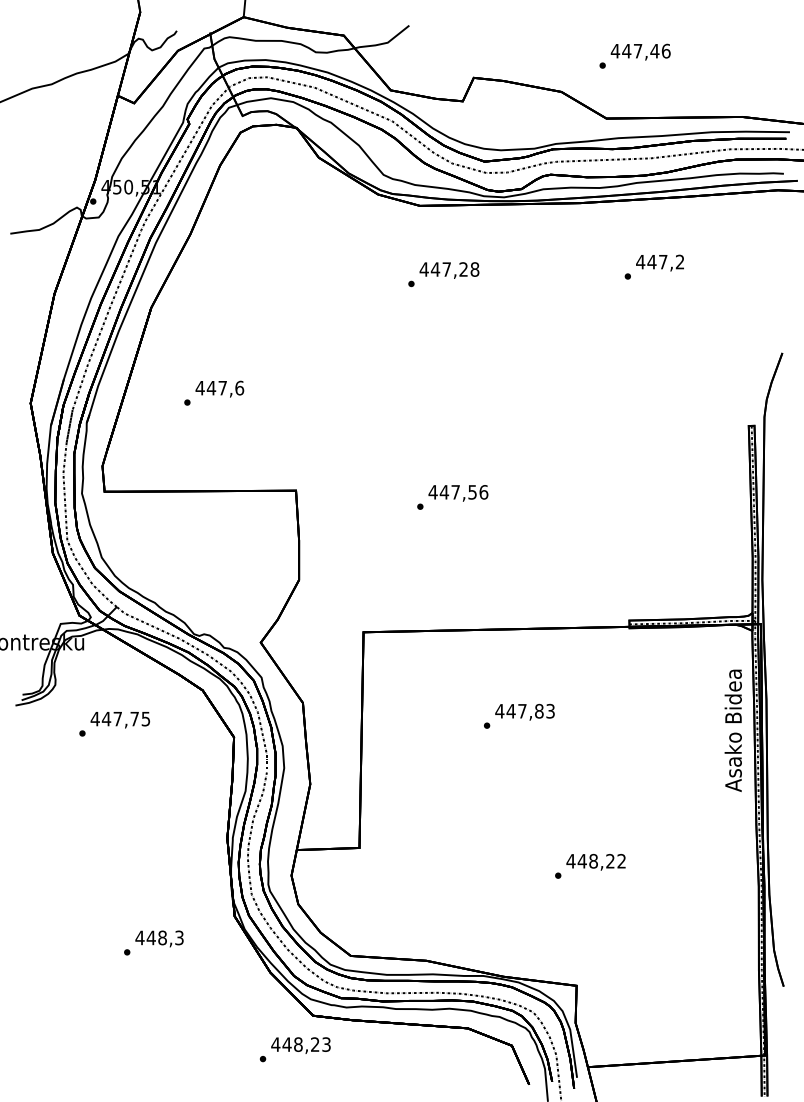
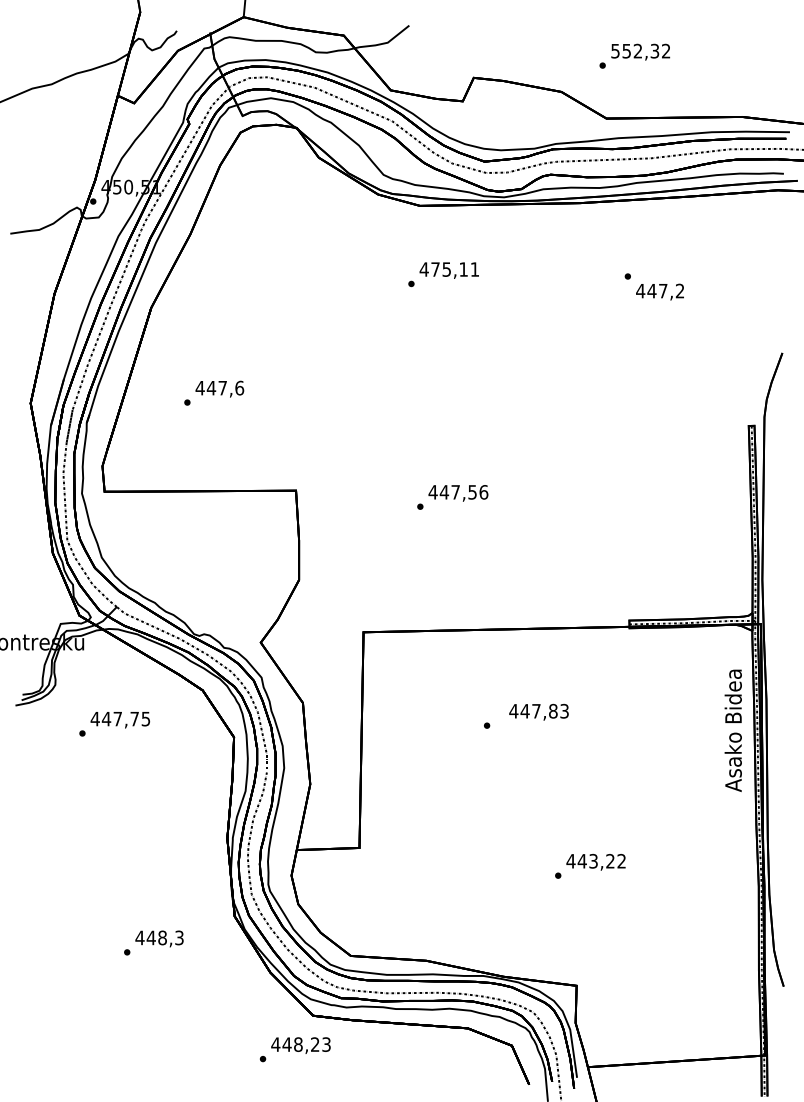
text: 447,46 -> 552,32 (640, 50)
text position: (659, 262) -> (659, 291) (659, 291)
text: 447,28 -> 475,11 (454, 269)
text position: (524, 711) -> (538, 711) (538, 711)
text: 448,22 -> 443,22 (593, 861)
